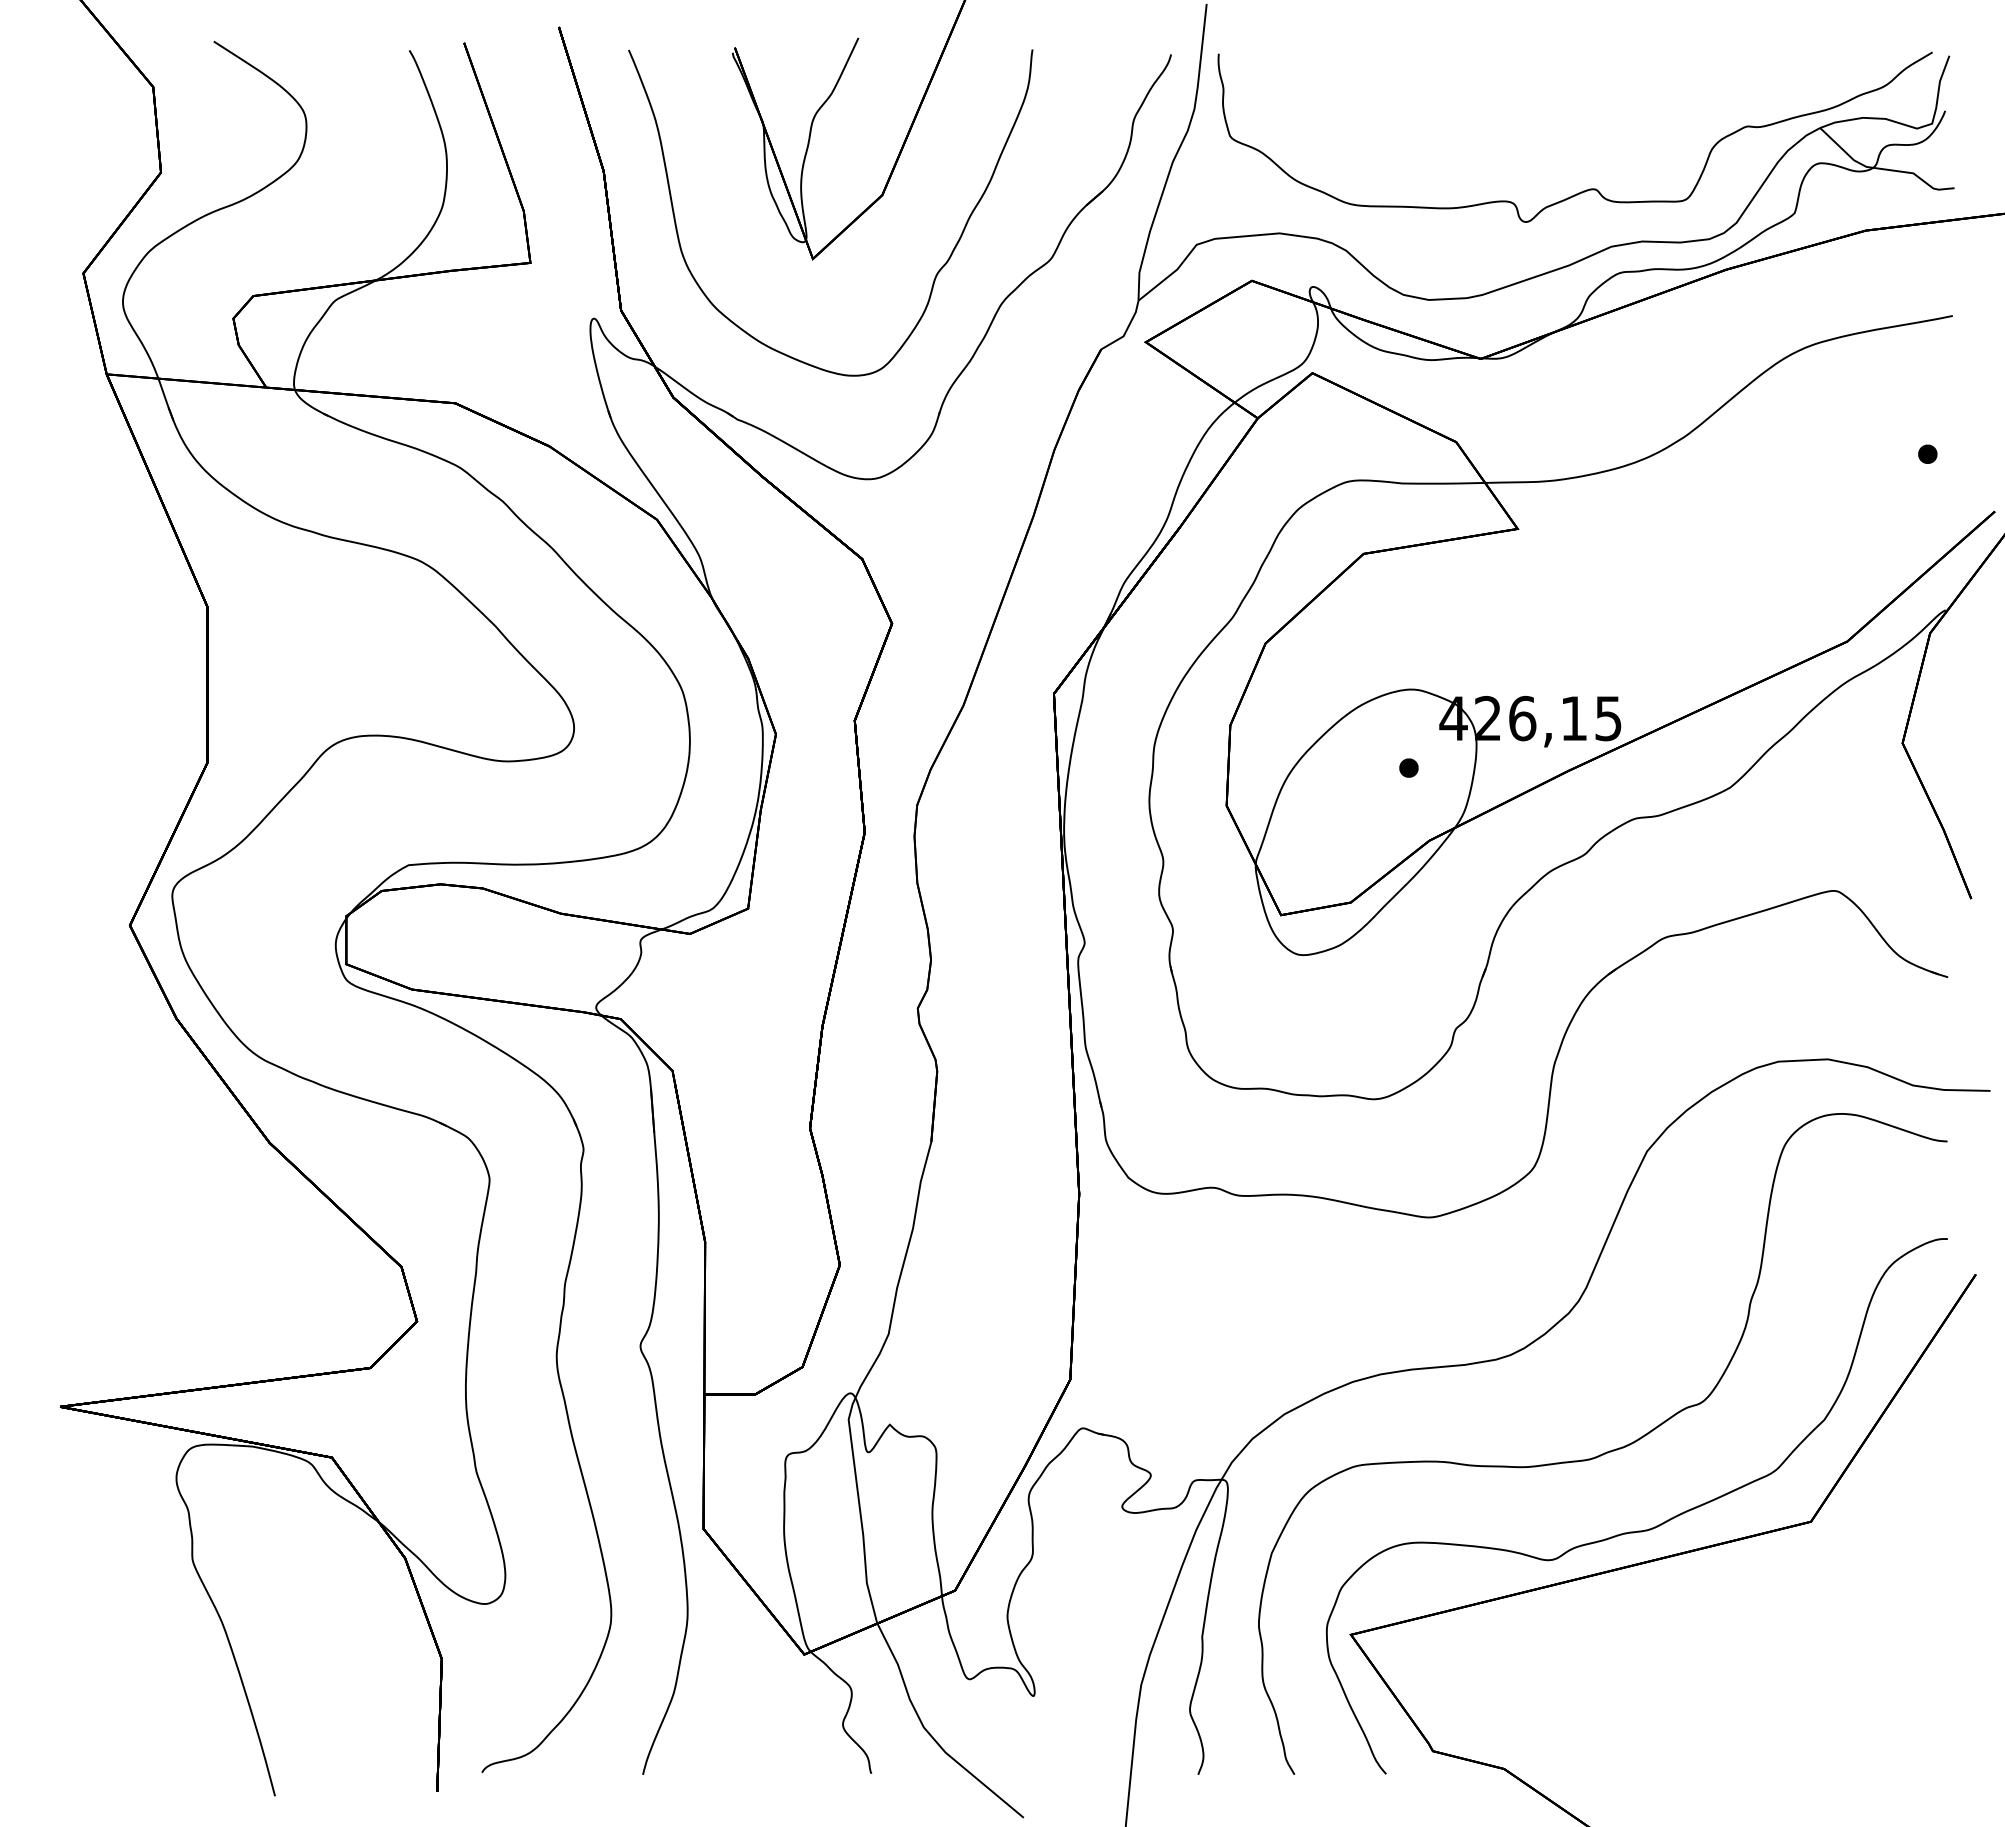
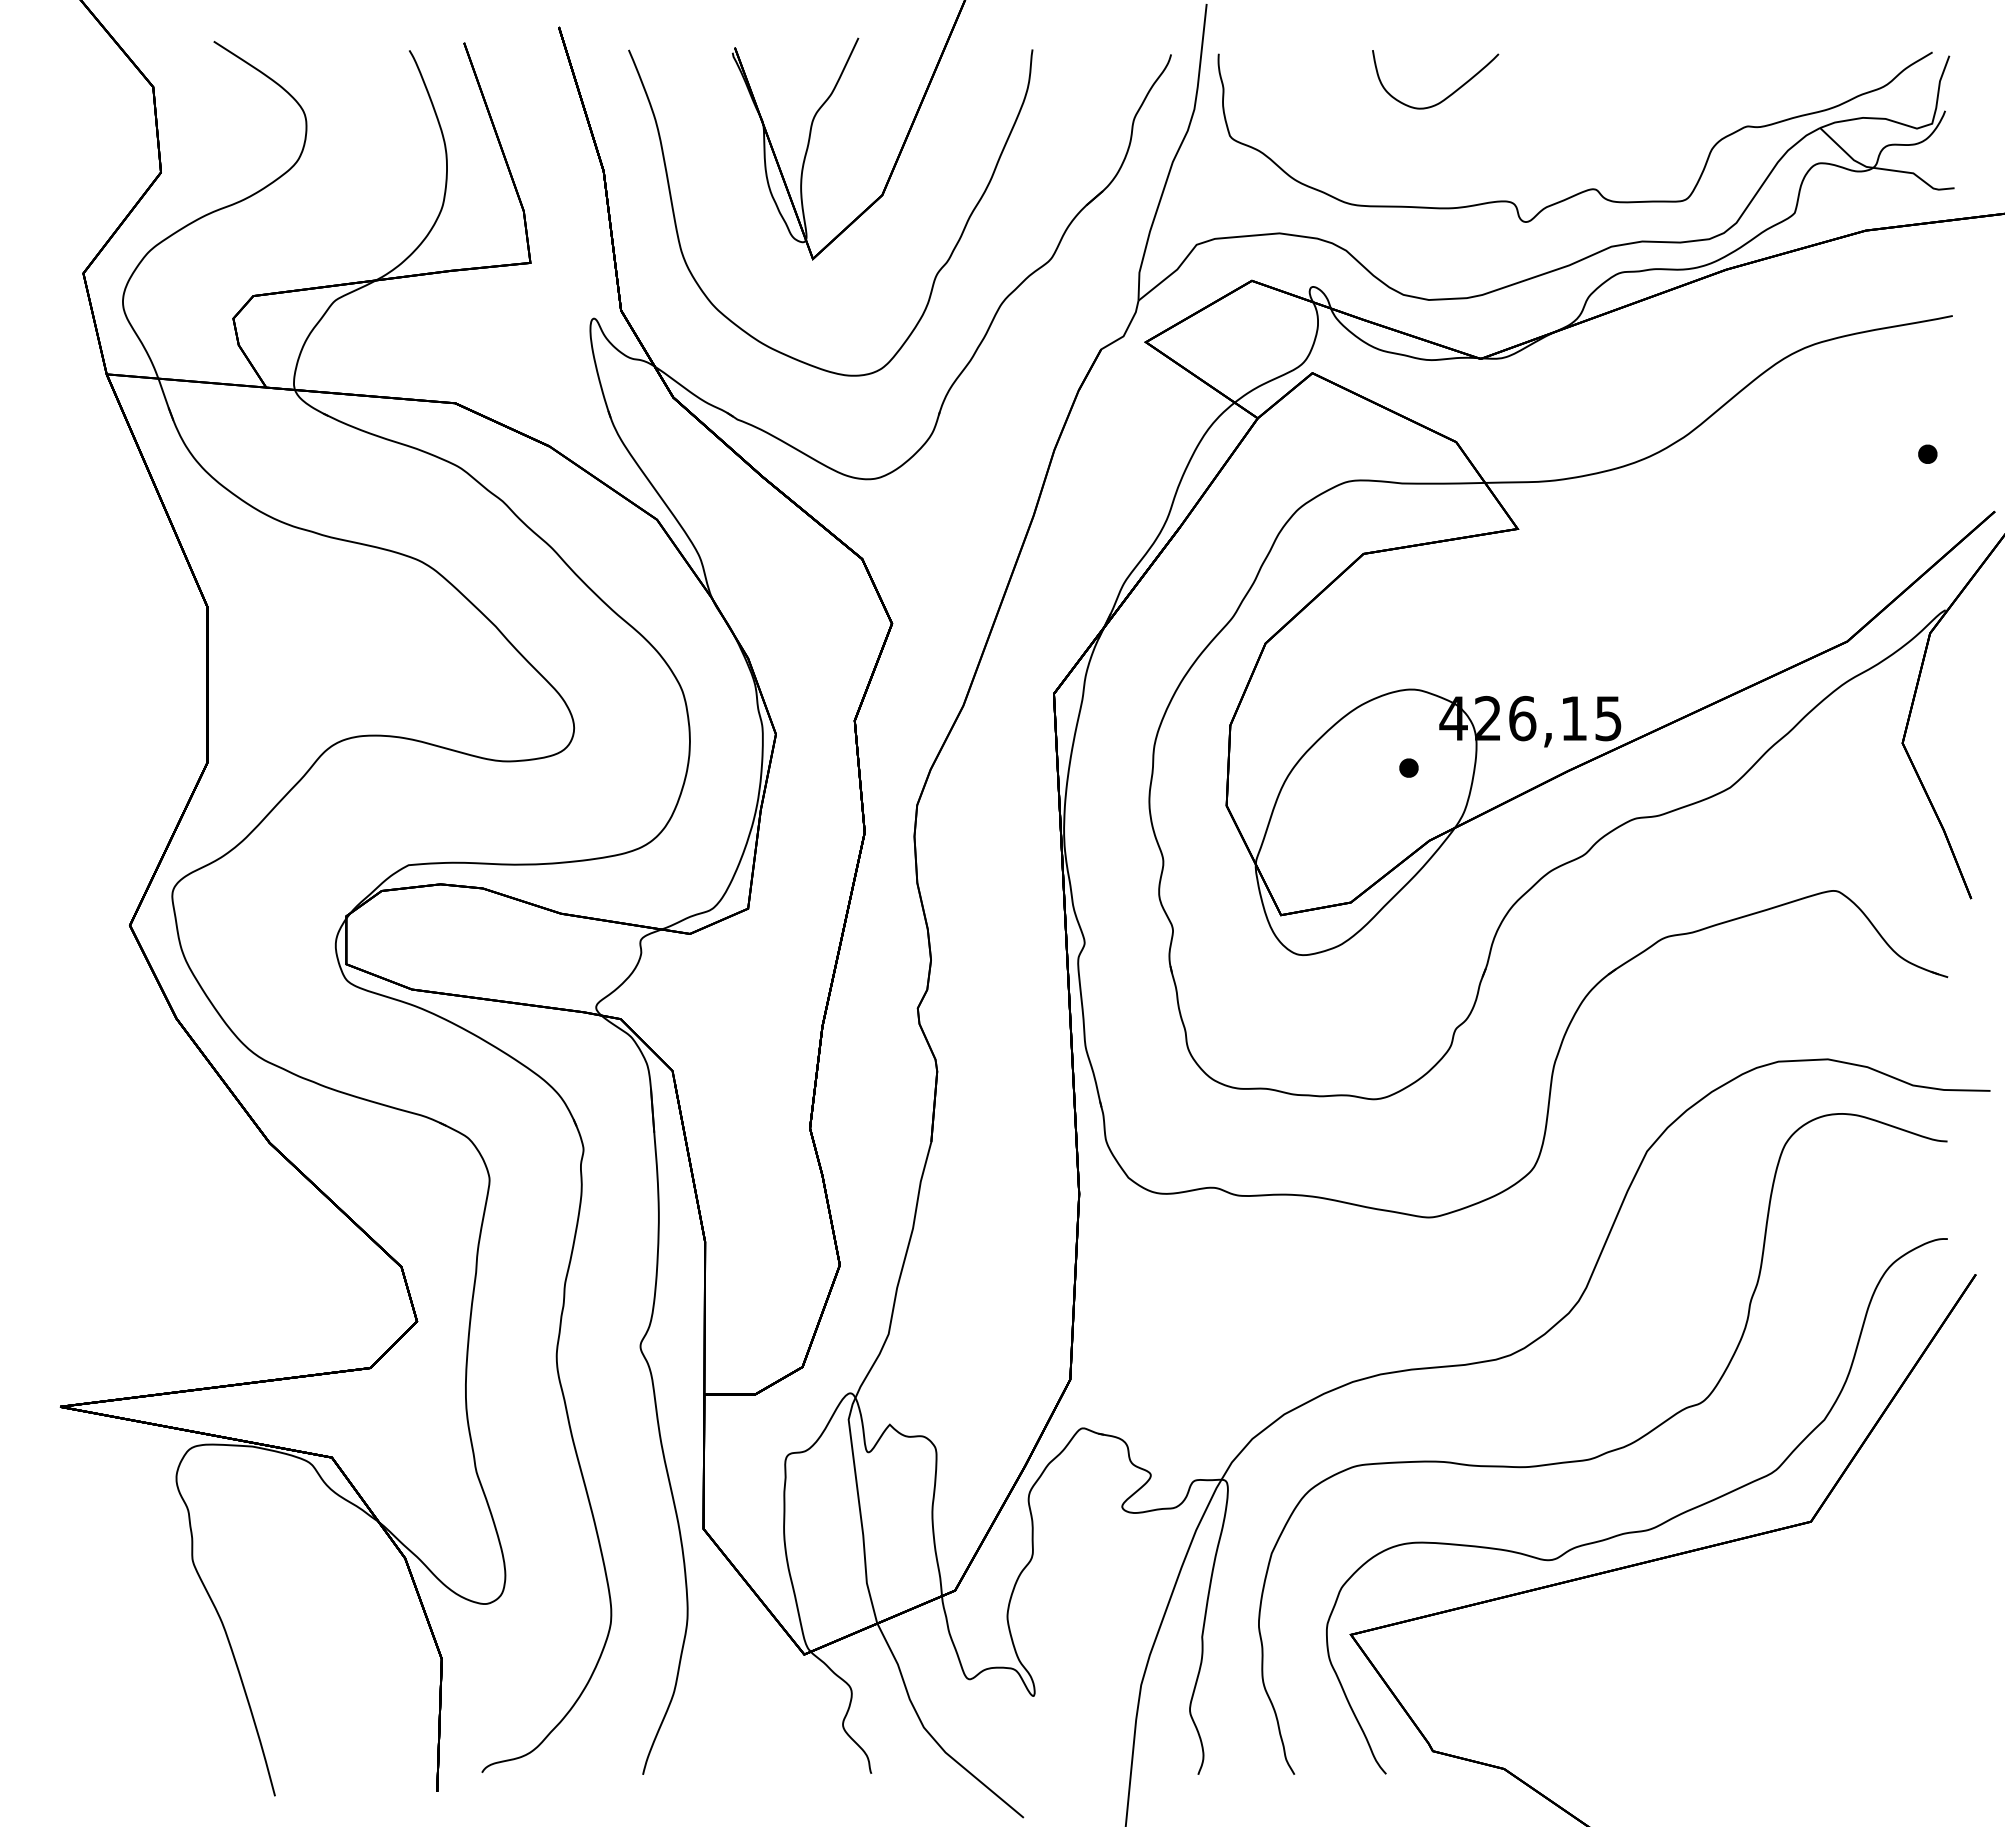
curve: none -> present (1449, 94)
